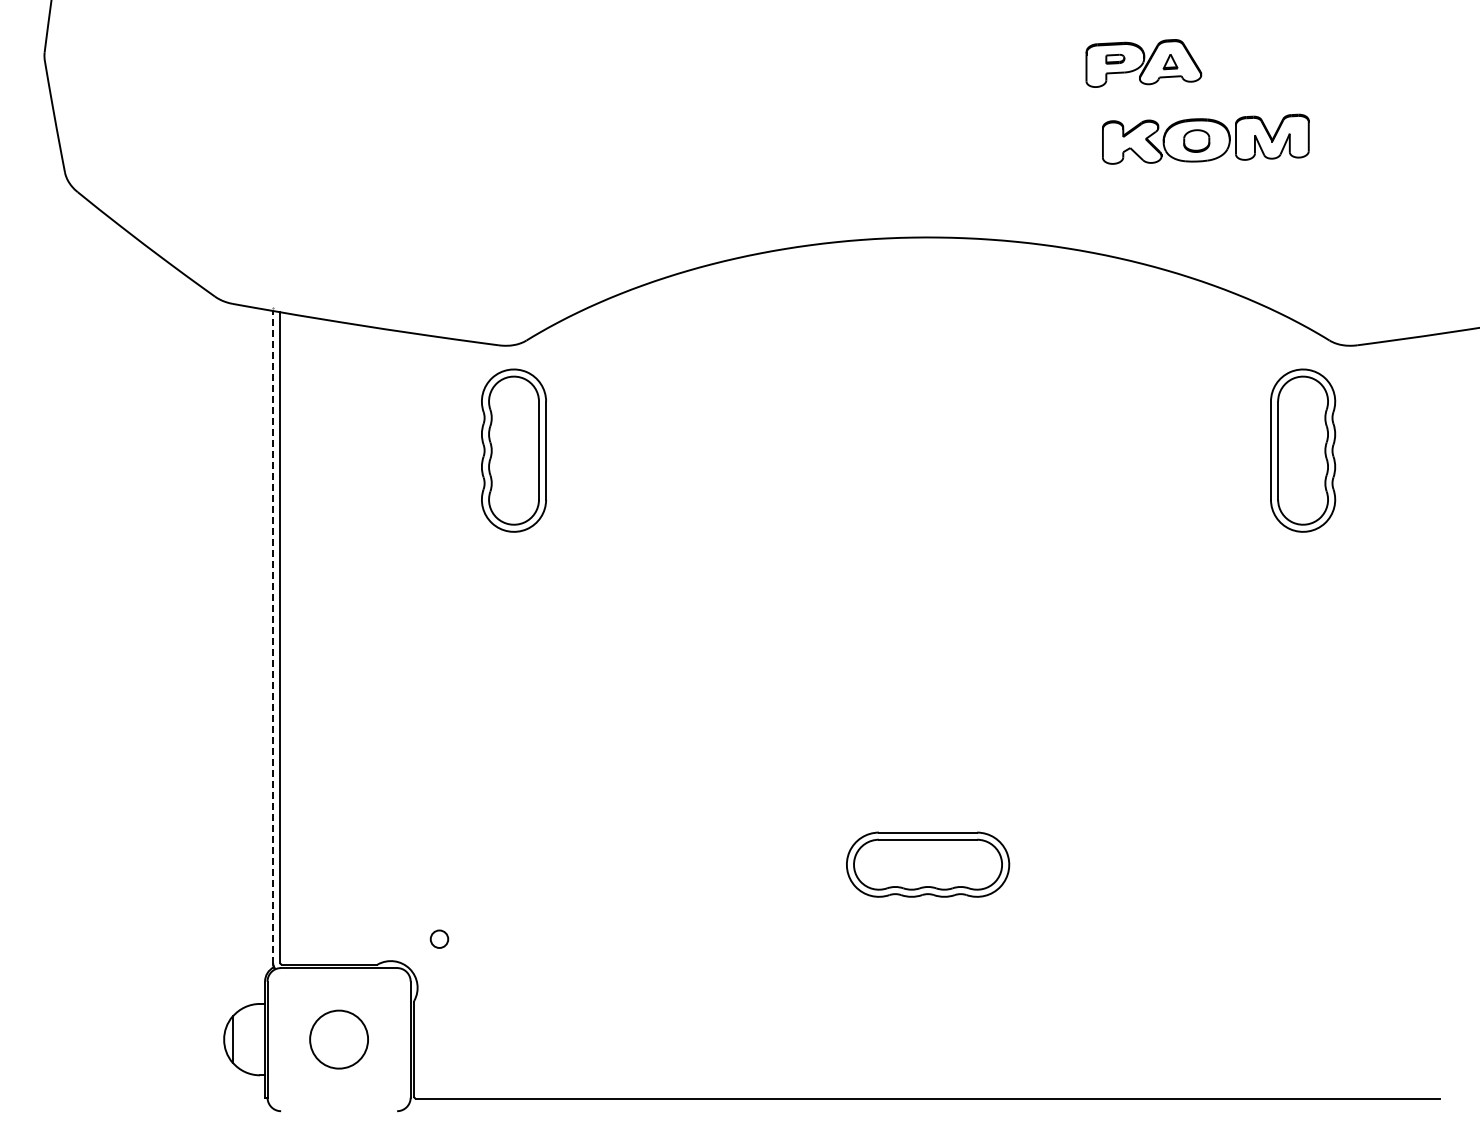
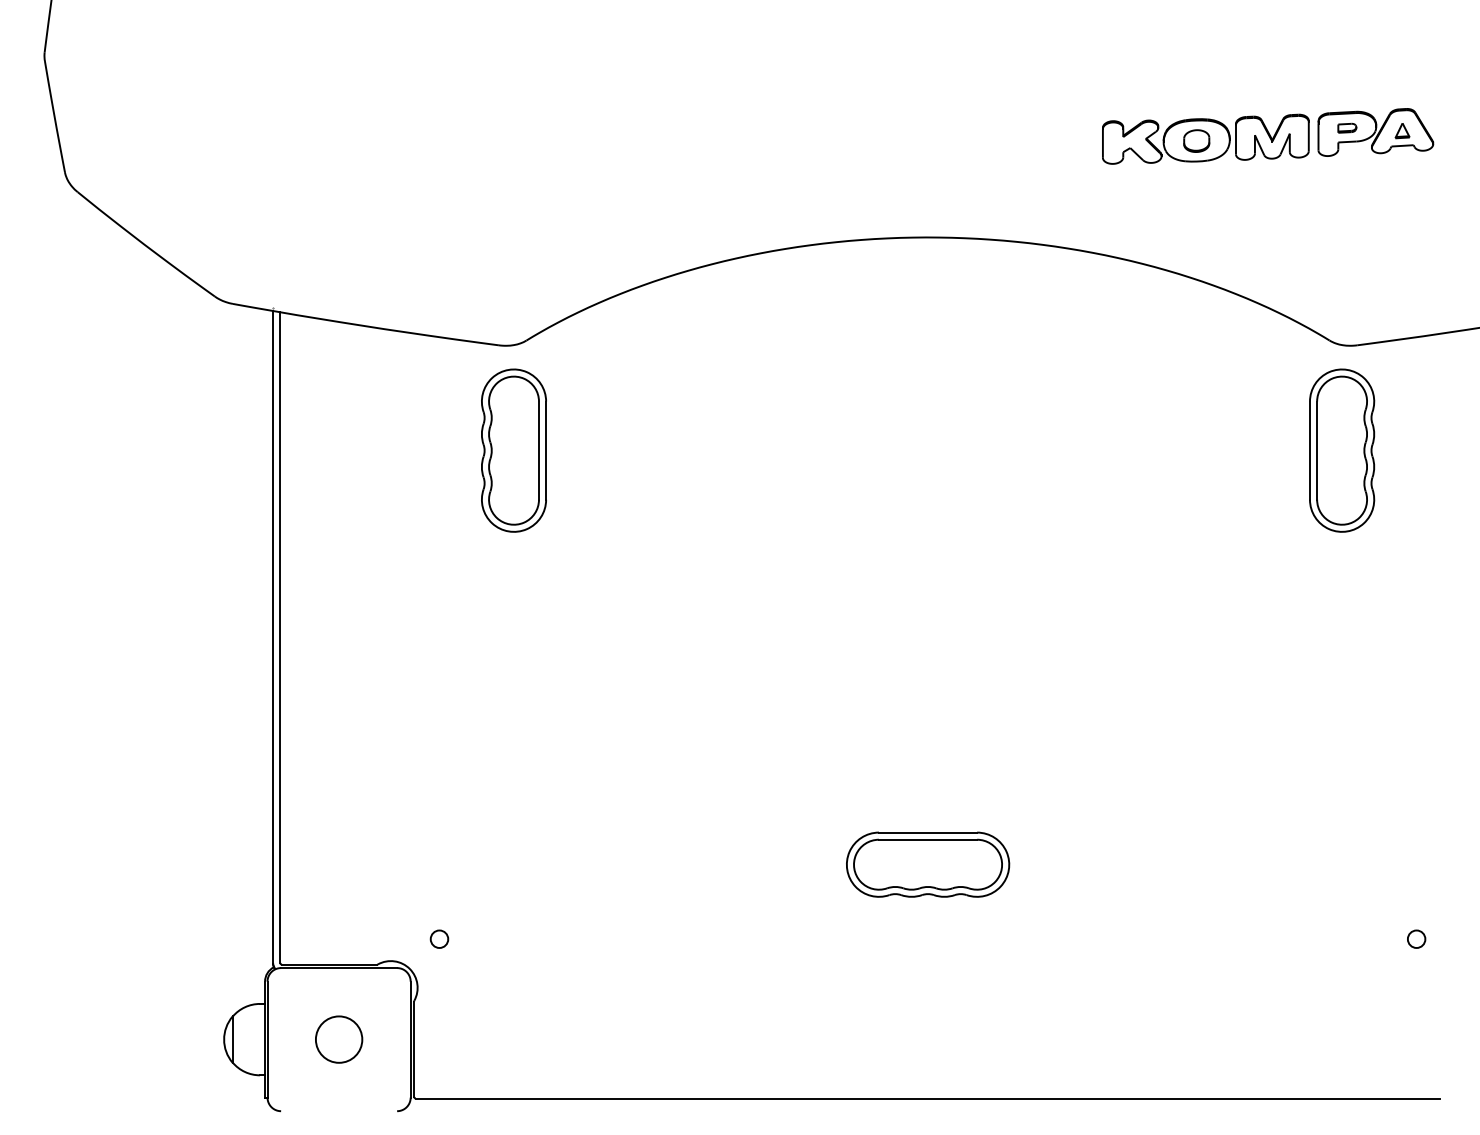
part position: (1143, 63) -> (1375, 132) (1375, 132)
part position: (1303, 450) -> (1342, 450) (1342, 450)
line: dashed -> solid (273, 636)
circle: none -> present (1416, 938)
circle diameter: 58 px -> 46 px (338, 1039)
